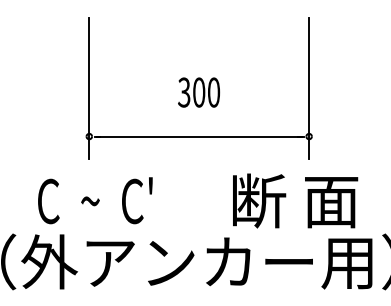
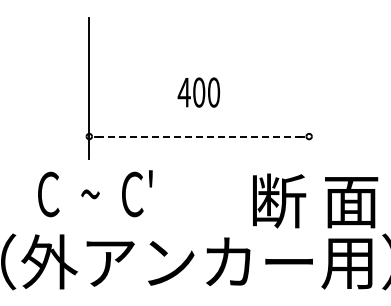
line: present -> none (309, 88)
text: 300 -> 400 (183, 92)
line: solid -> dashed (199, 136)
text position: (95, 200) -> (95, 193) (95, 193)
text position: (295, 200) -> (315, 200) (315, 200)
